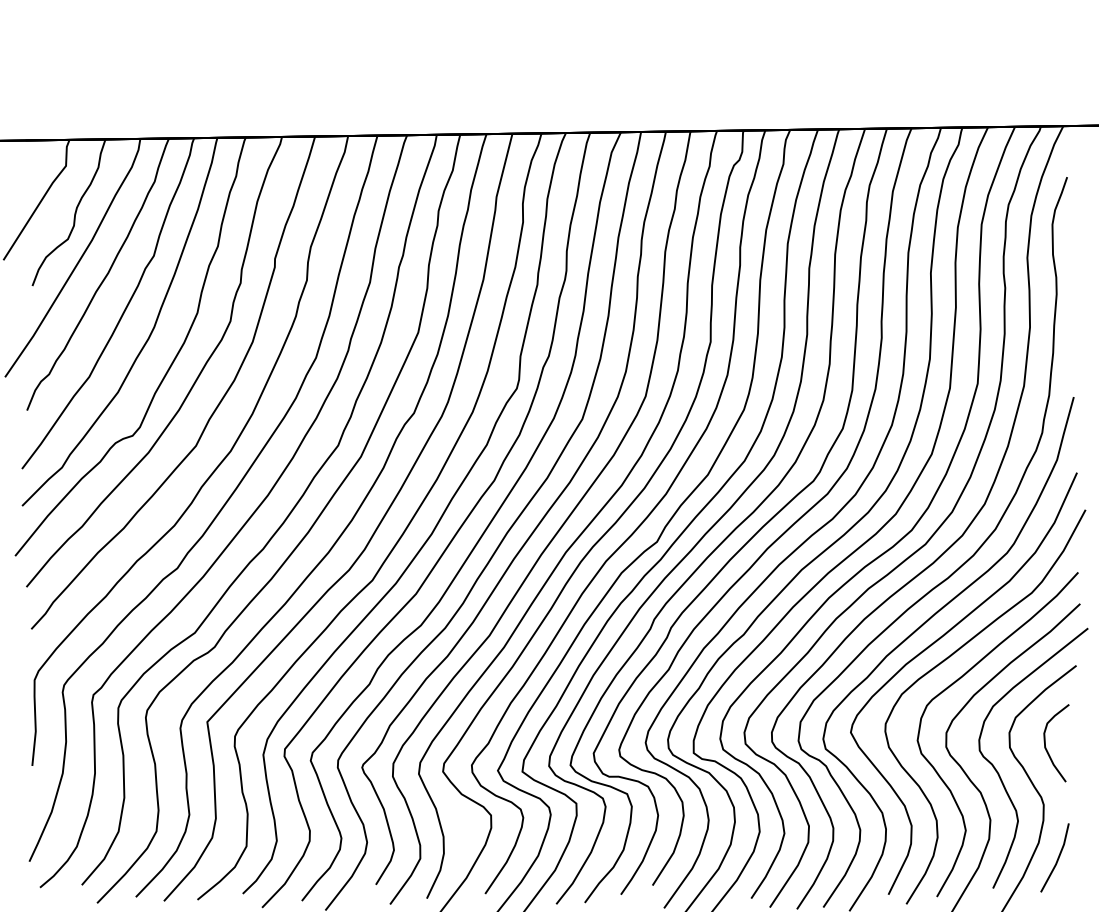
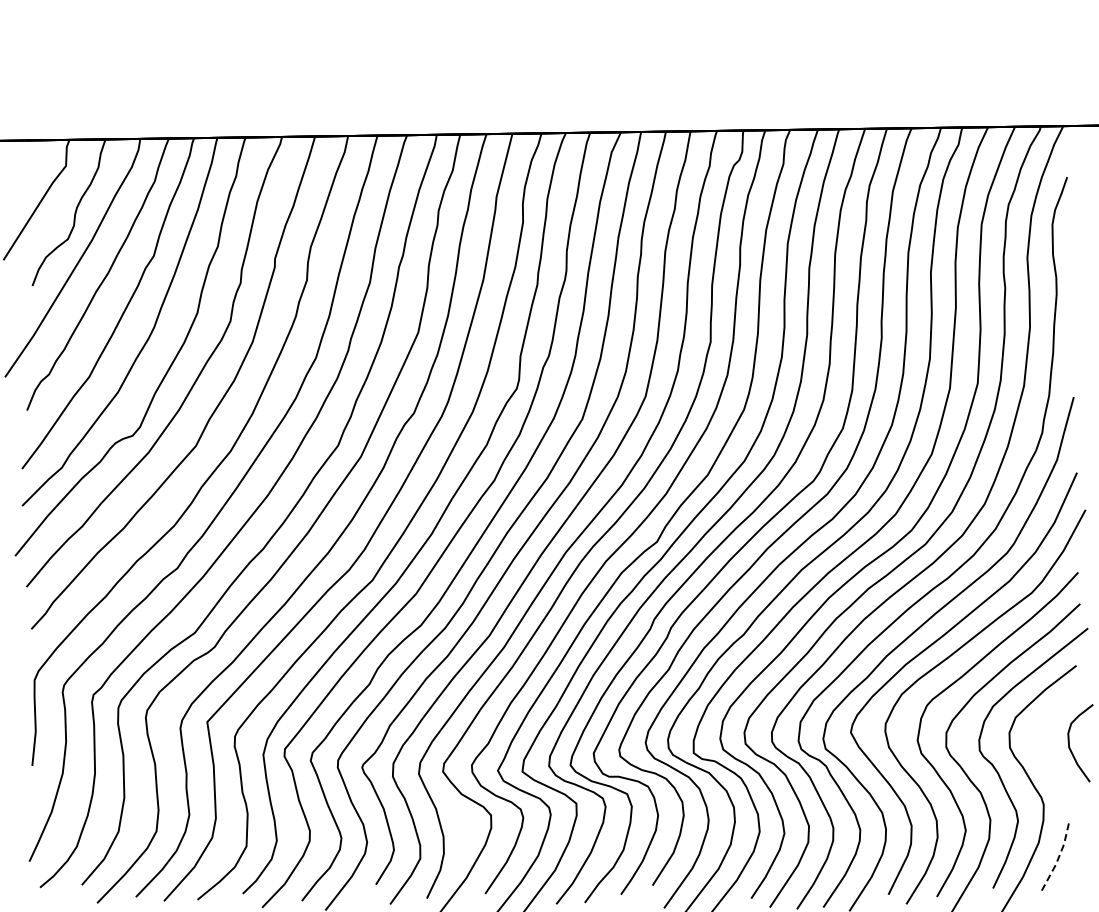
curve position: (1046, 747) -> (1070, 747) (1070, 747)
line: solid -> dashed (1058, 858)
